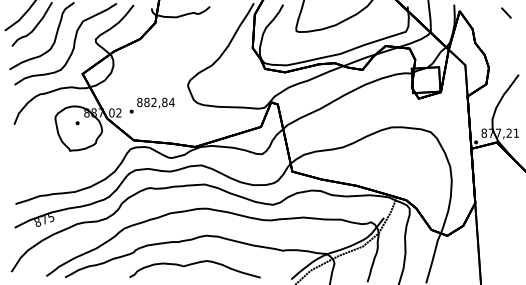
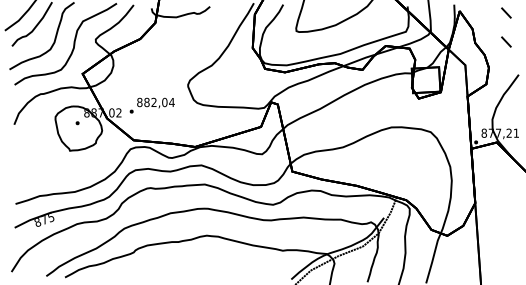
line: none -> present (506, 41)
text: 882,84 -> 882,04 (164, 102)
curve: present -> none (194, 264)
